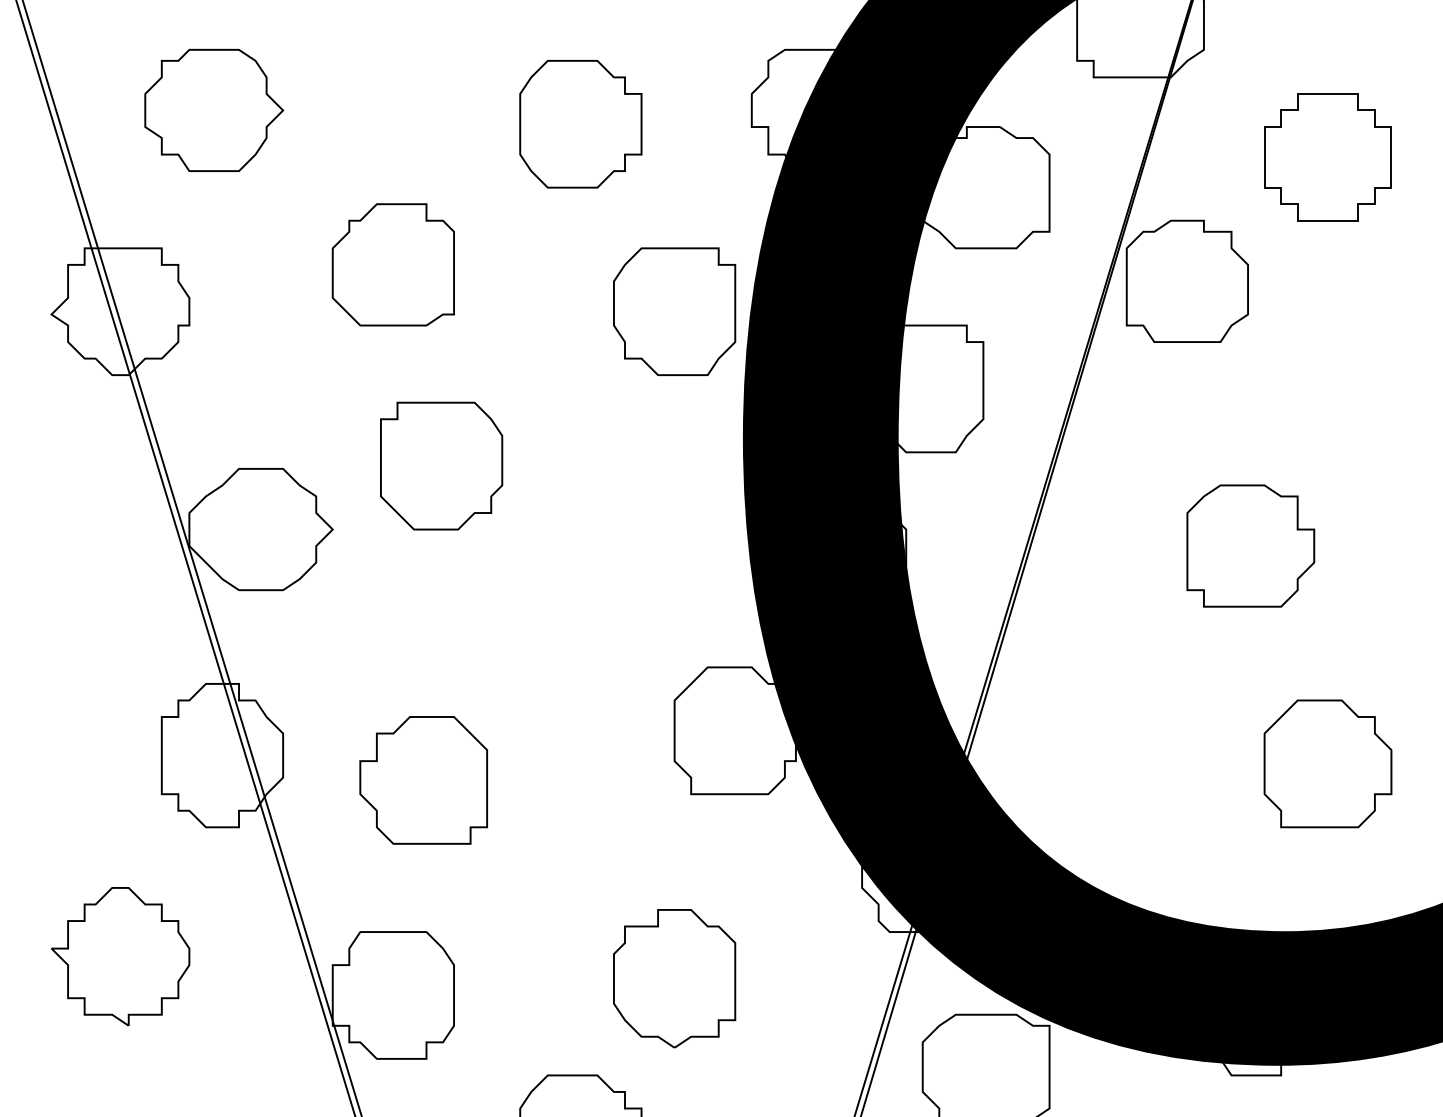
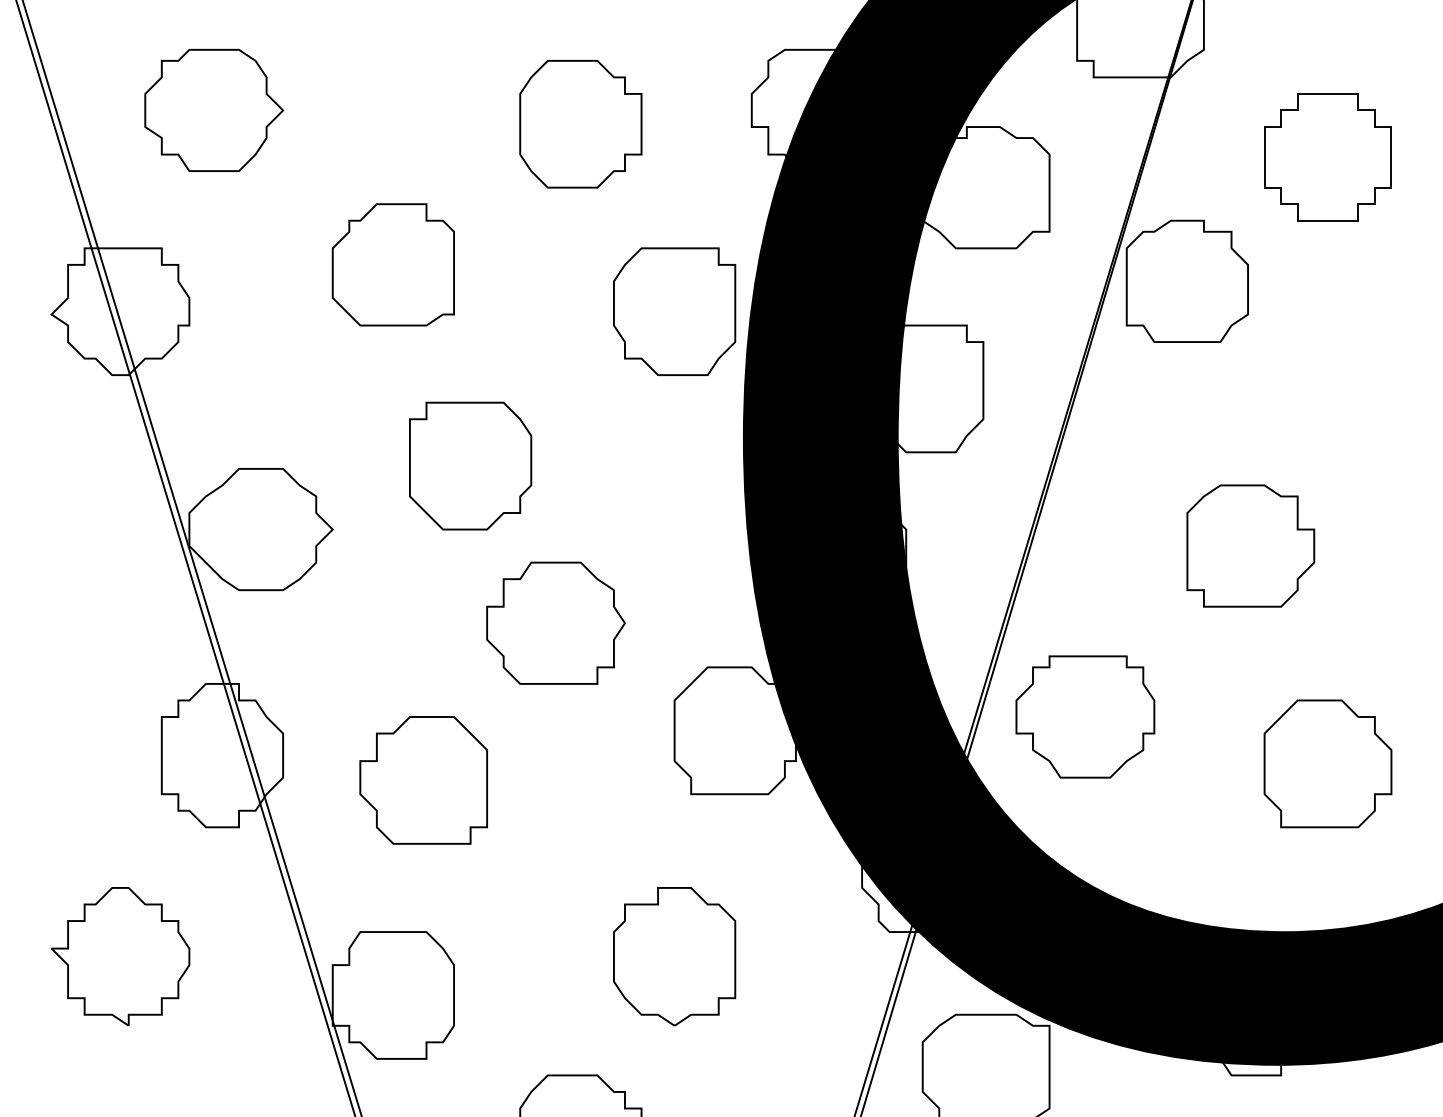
part position: (441, 465) -> (470, 465) (470, 465)
part: none -> present (555, 622)
part: none -> present (1085, 716)
part position: (674, 978) -> (674, 956) (674, 956)
